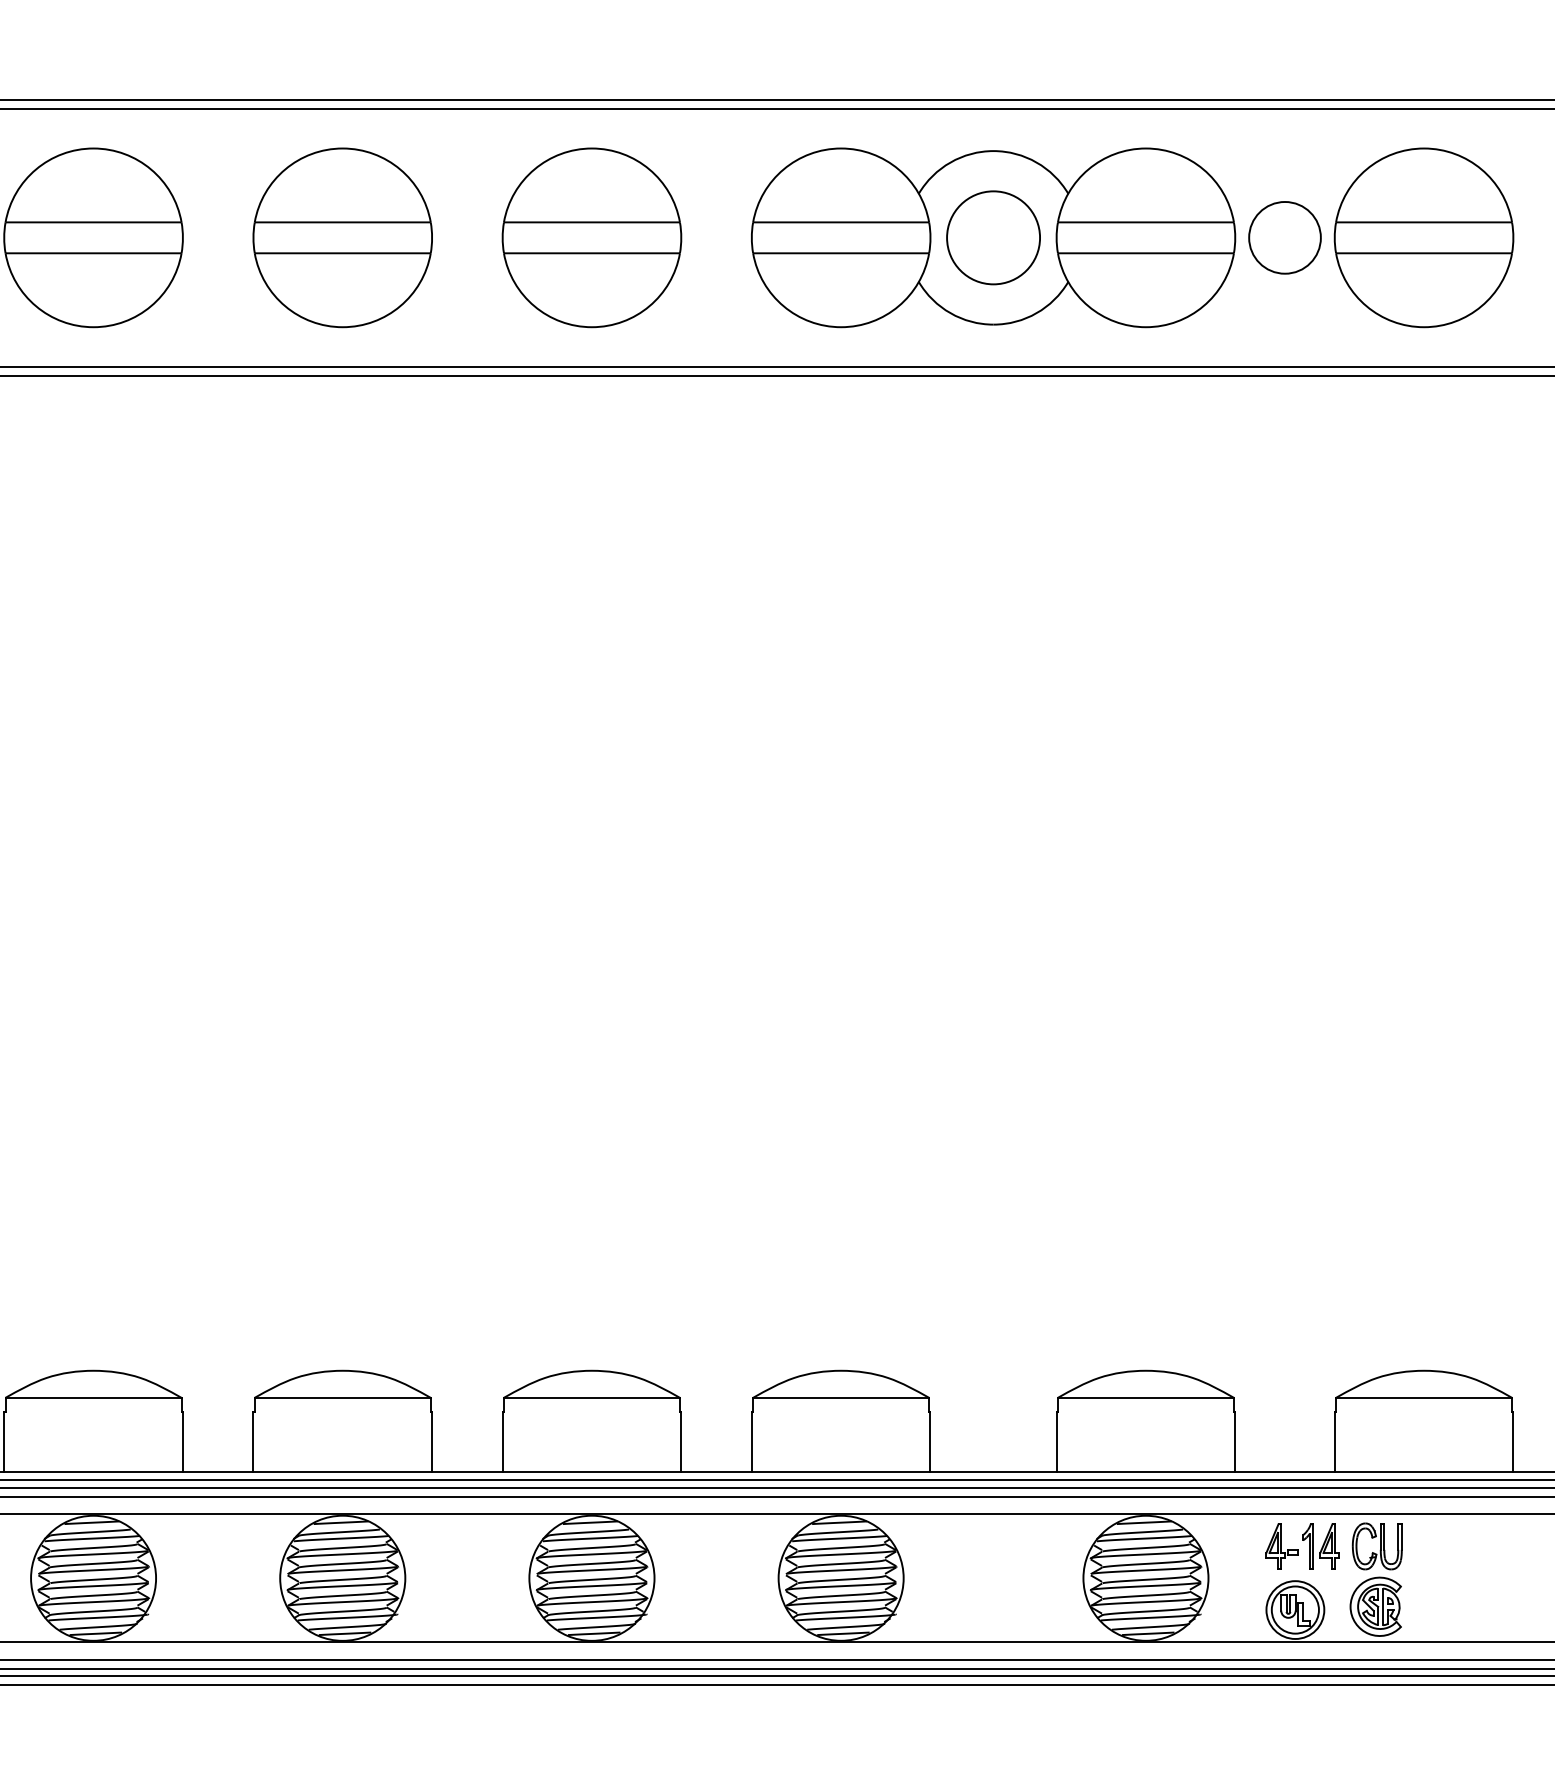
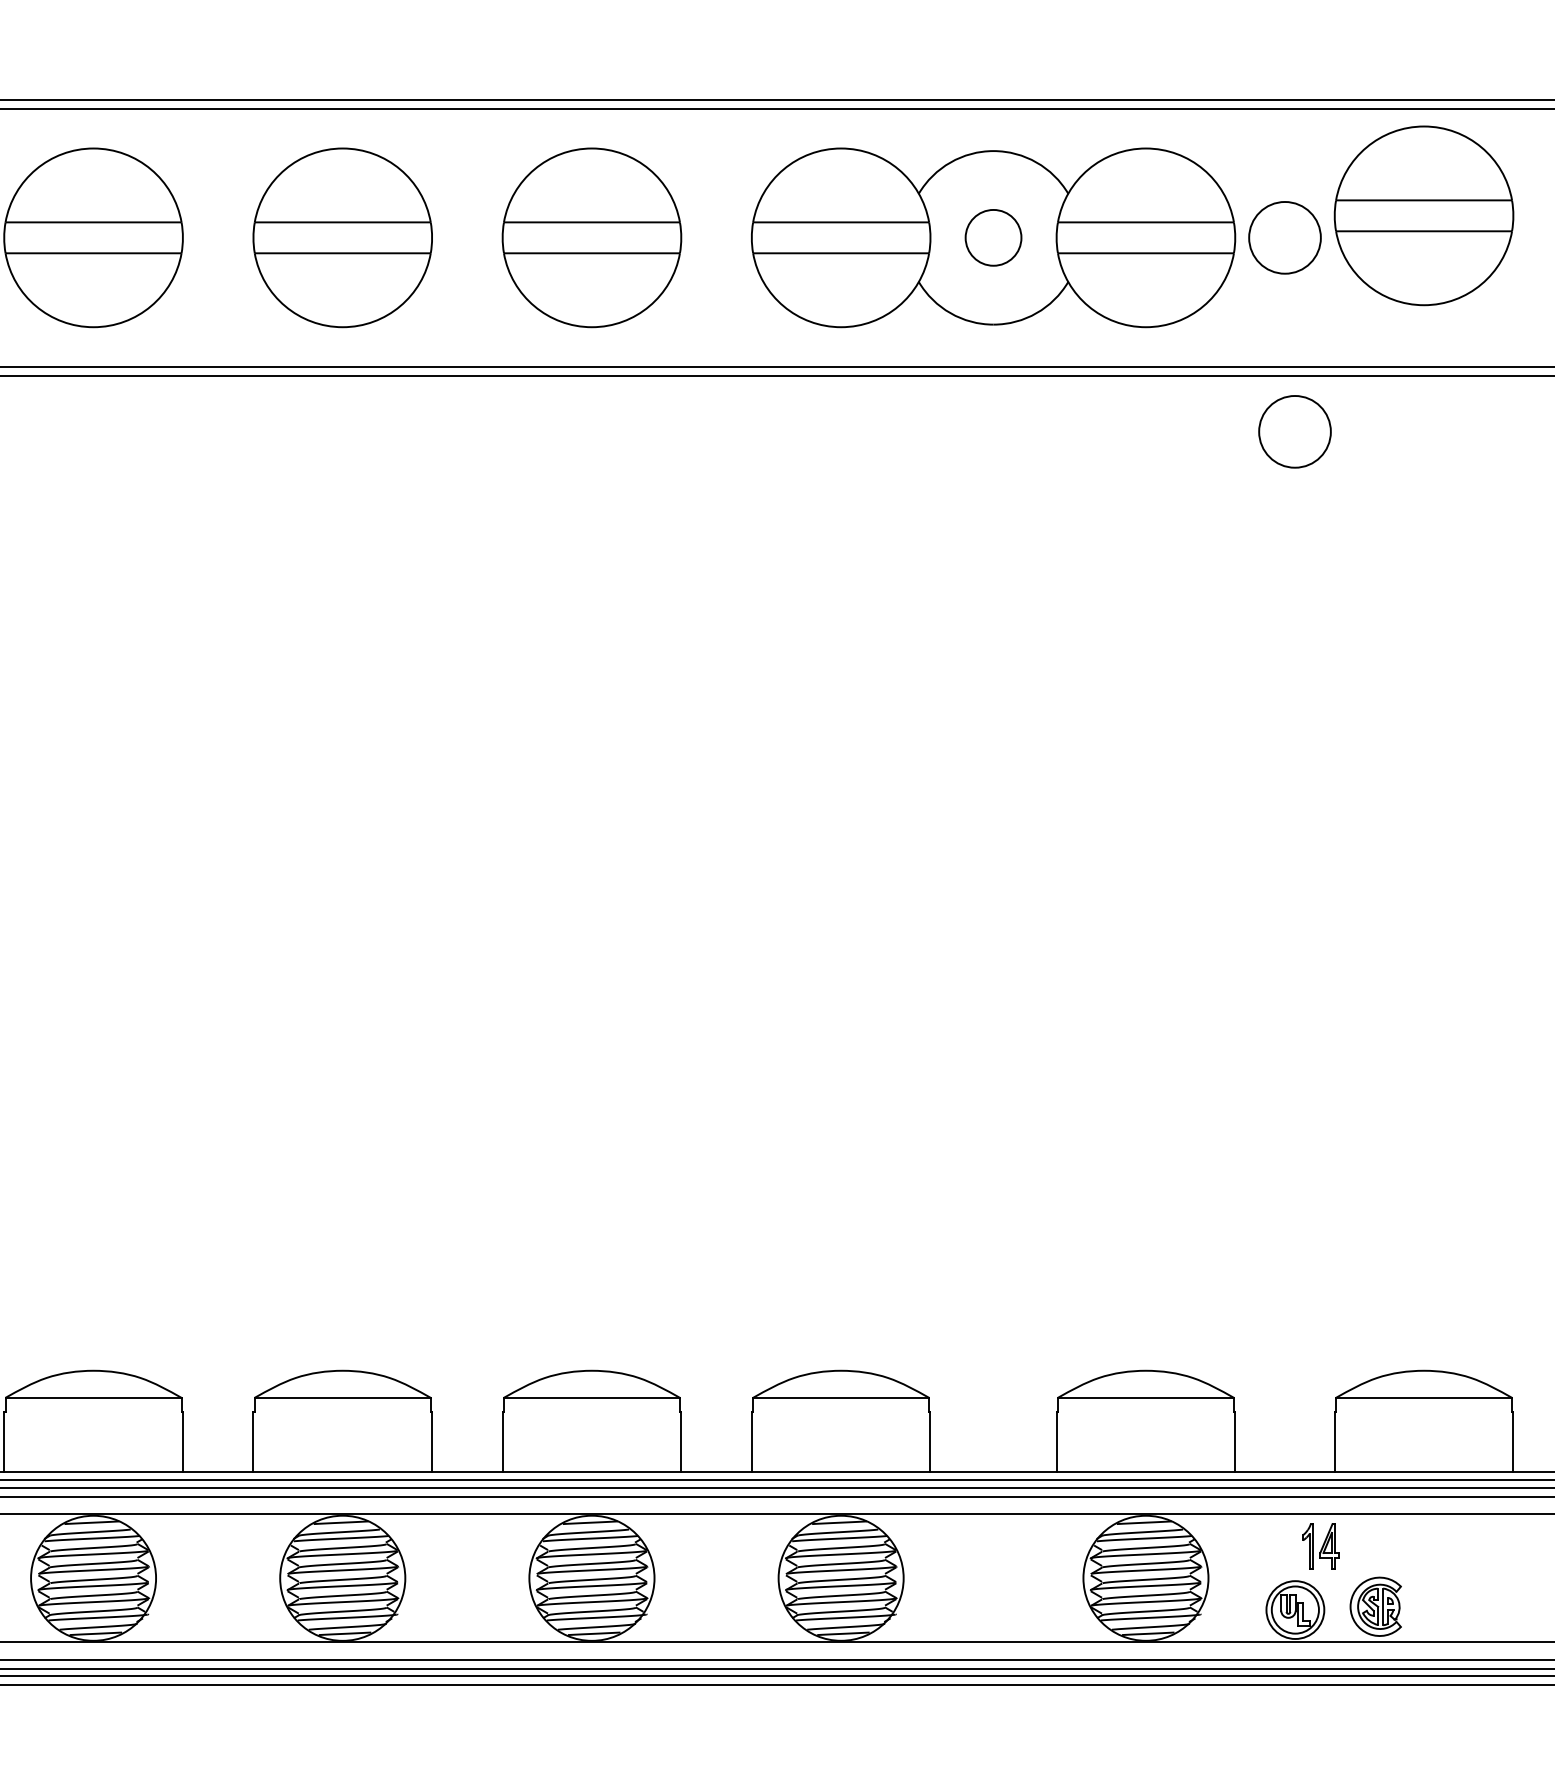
circle diameter: 93 px -> 56 px (993, 237)
part position: (1423, 237) -> (1423, 215) (1423, 215)
circle: none -> present (1294, 431)
part: present -> none (1281, 1546)
part: present -> none (1376, 1546)
